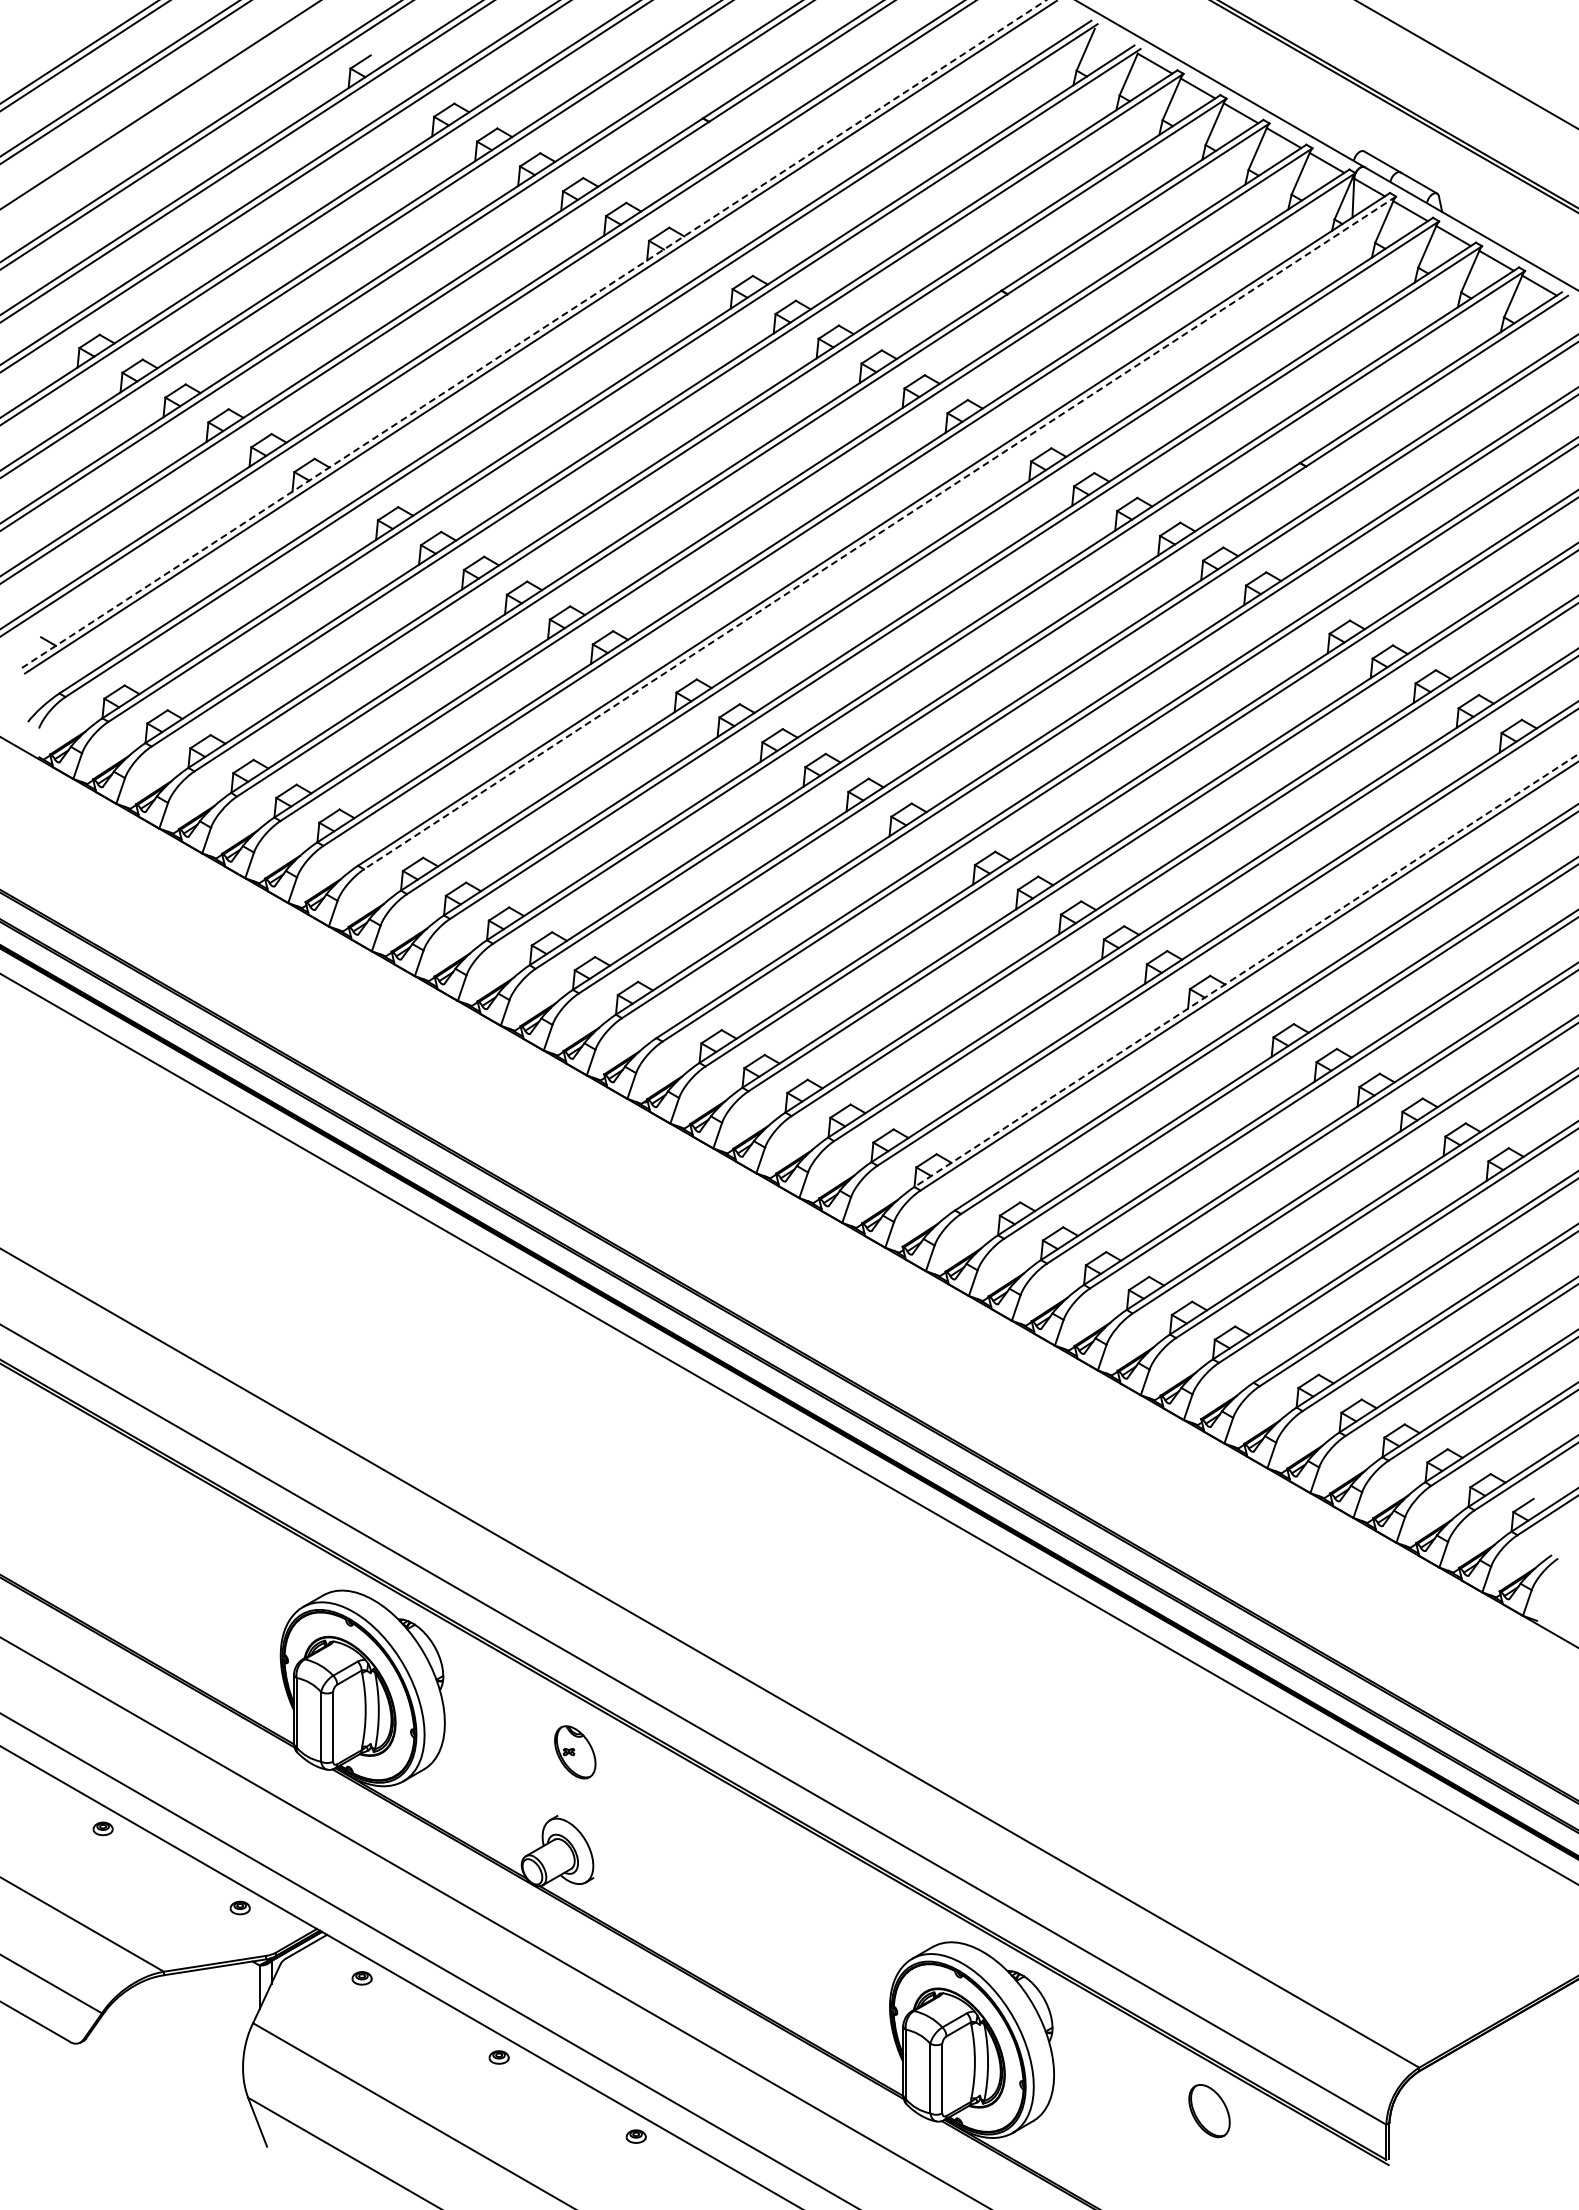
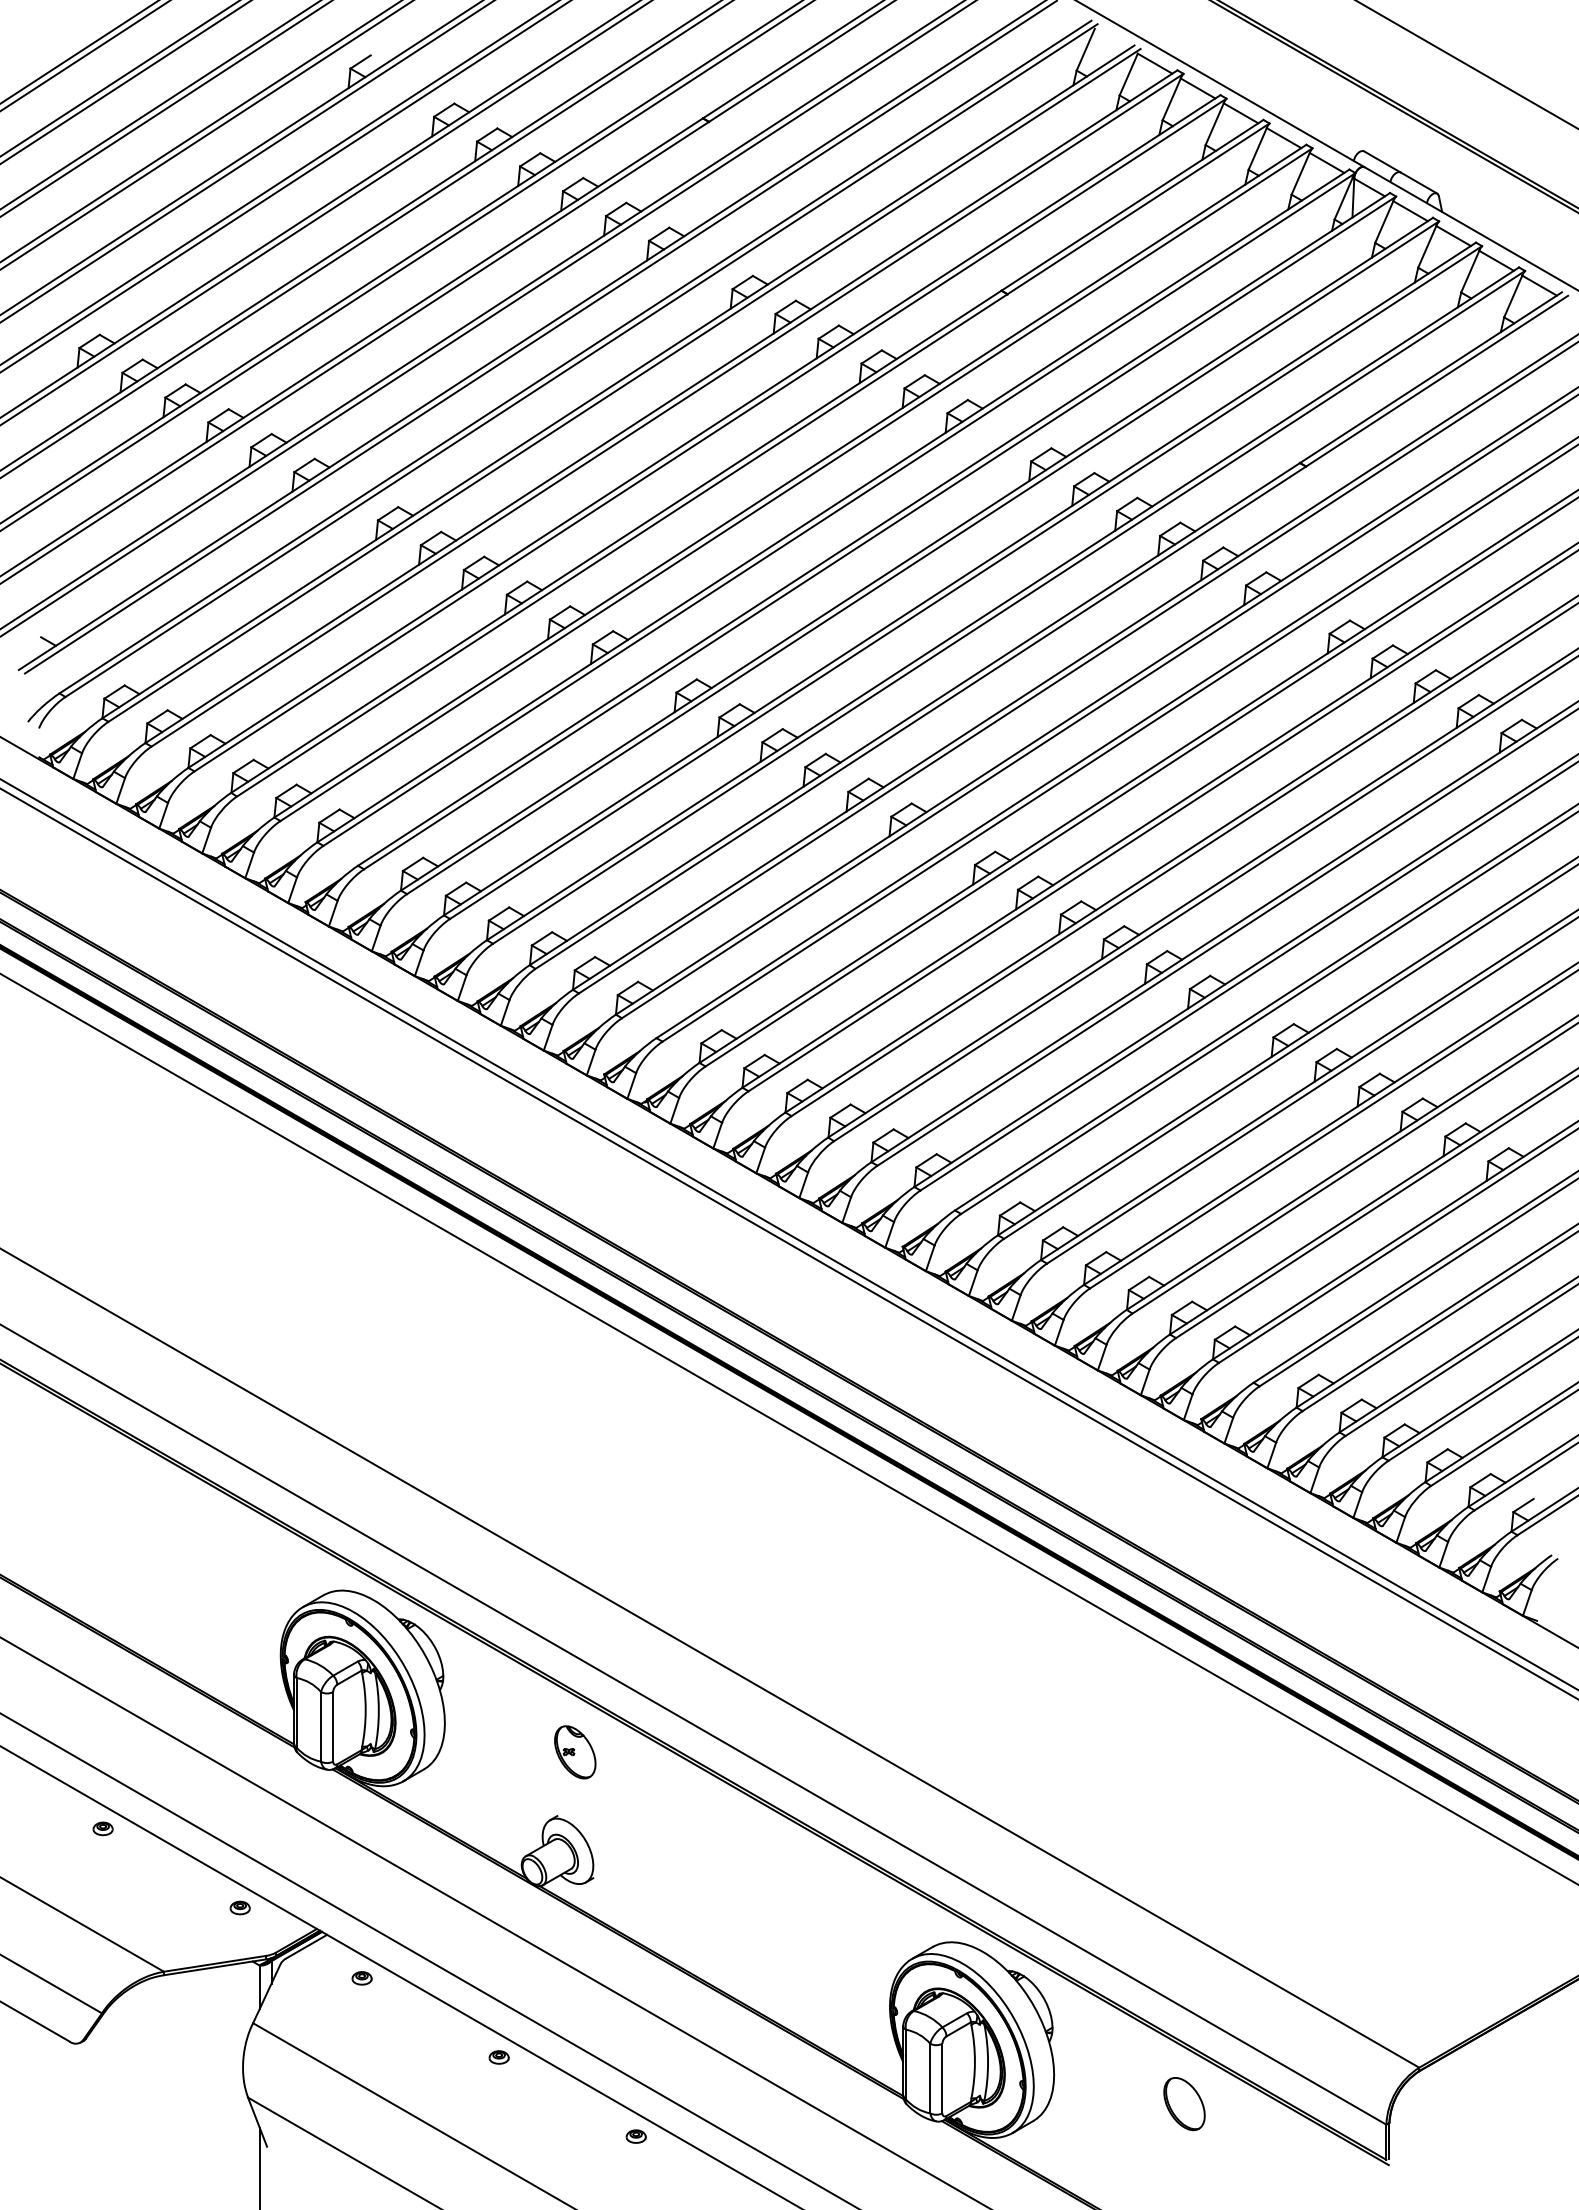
line: none -> present (166, 108)
line: dashed -> solid (532, 335)
line: dashed -> solid (880, 532)
line: dashed -> solid (1246, 970)
line: none -> present (788, 1234)
line: none -> present (788, 1243)
part position: (1209, 2111) -> (1184, 2104) (1184, 2104)
line: none -> present (259, 2166)
